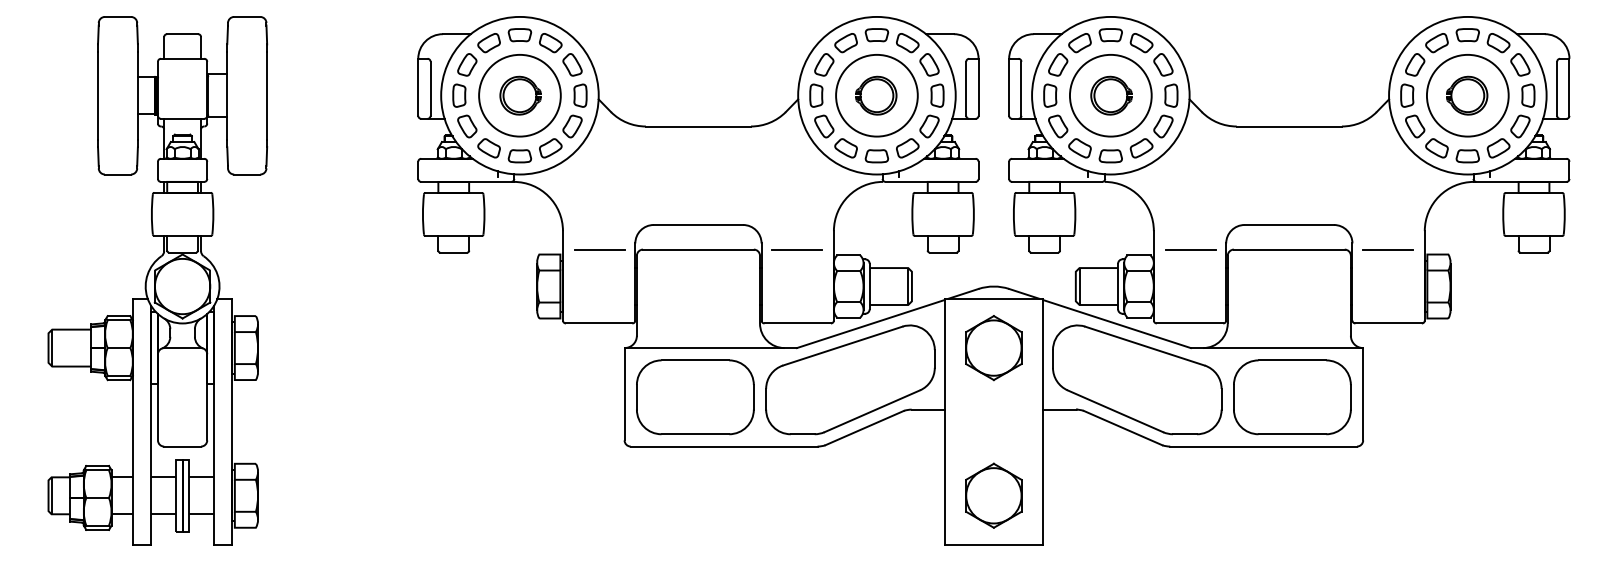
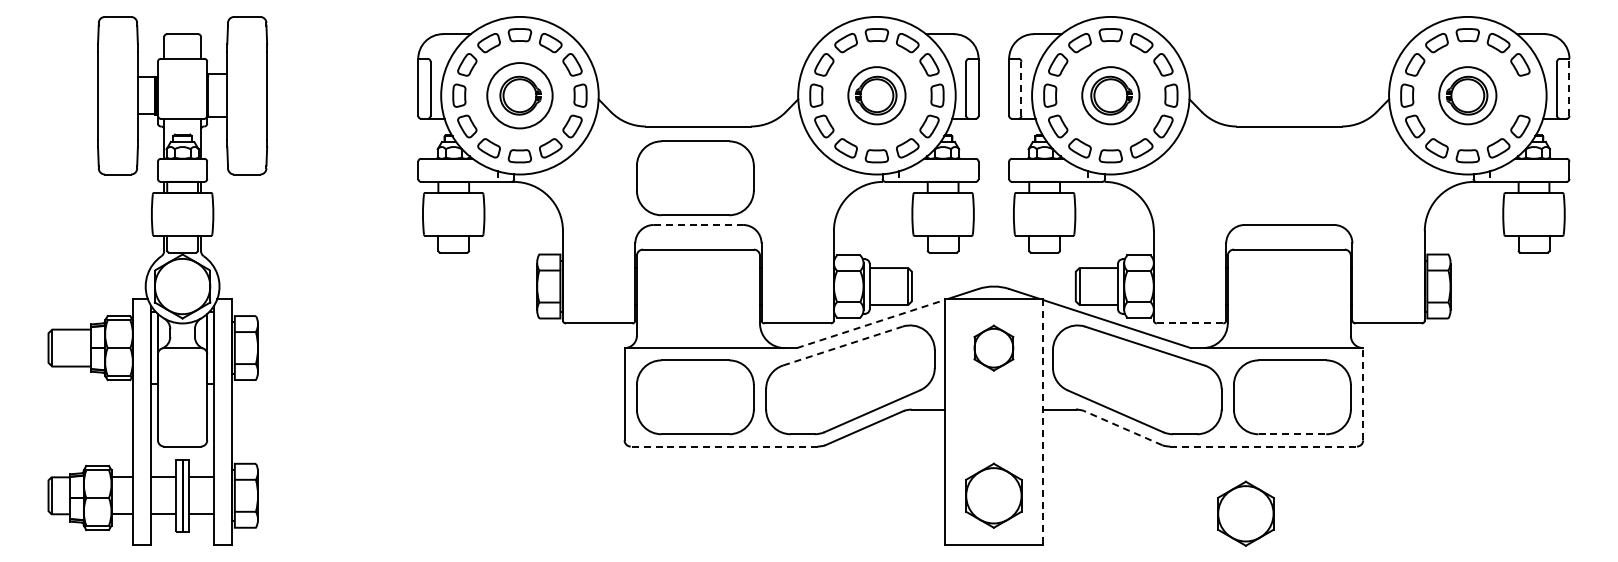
line: solid -> dashed (1569, 87)
line: solid -> dashed (1021, 88)
circle diameter: 82 px -> 65 px (519, 95)
circle diameter: 82 px -> 57 px (876, 95)
circle diameter: 82 px -> 57 px (1110, 95)
circle diameter: 82 px -> 57 px (1467, 95)
part: present -> none (1528, 95)
part: none -> present (695, 178)
line: solid -> dashed (698, 224)
line: present -> none (599, 249)
line: present -> none (796, 249)
line: present -> none (1190, 249)
line: present -> none (1387, 249)
line: solid -> dashed (1189, 323)
line: solid -> dashed (870, 324)
line: solid -> dashed (842, 346)
part size: 58x67 px -> 42x48 px (993, 347)
line: solid -> dashed (1363, 393)
line: solid -> dashed (1043, 422)
line: solid -> dashed (1123, 428)
line: solid -> dashed (1292, 434)
line: solid -> dashed (723, 446)
line: solid -> dashed (1264, 446)
part: none -> present (1245, 513)
